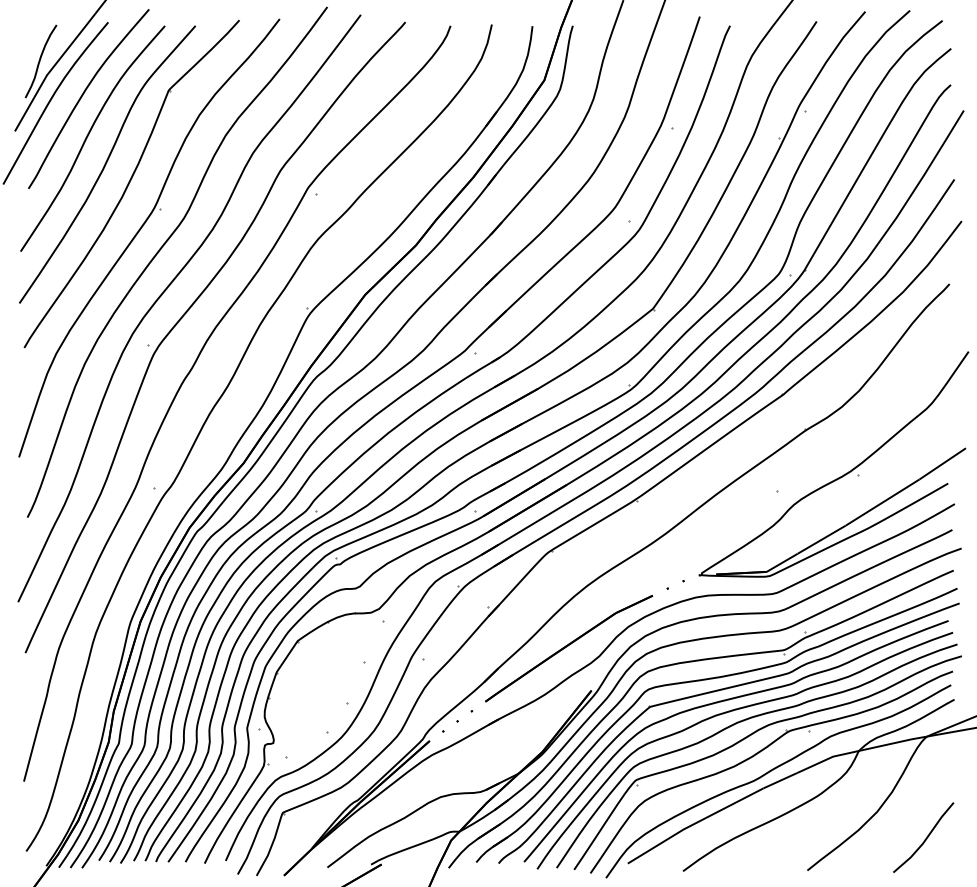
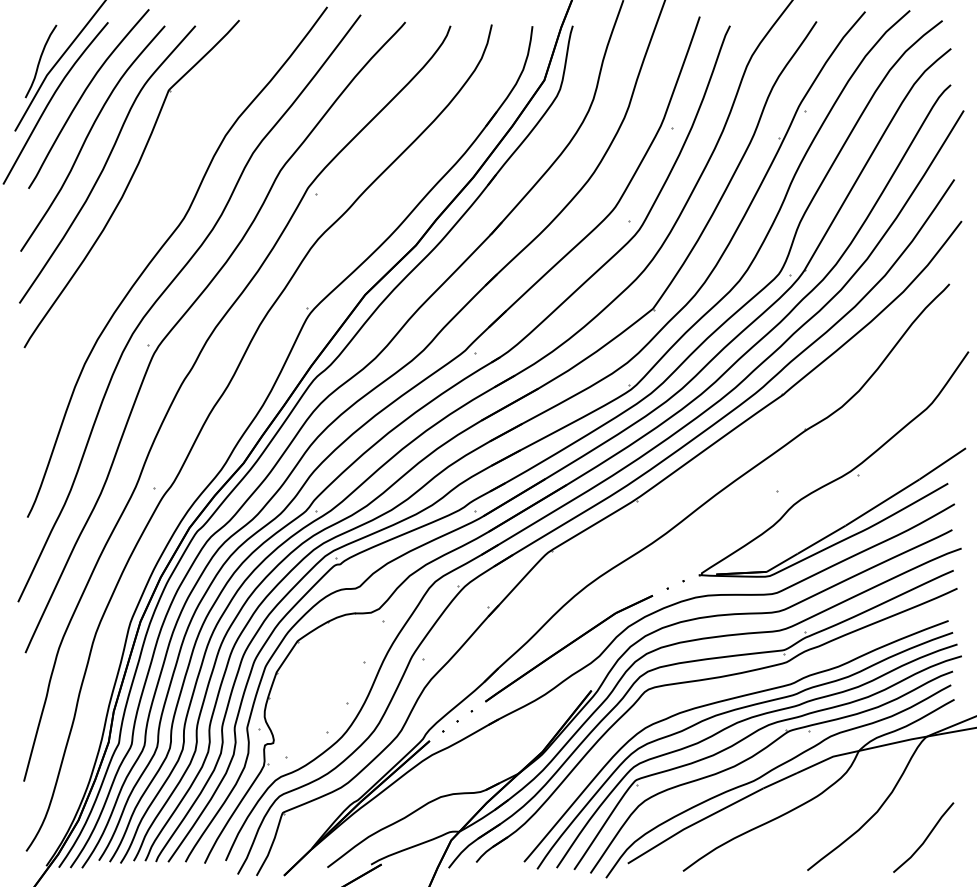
part: present -> none (141, 229)
part: present -> none (718, 691)
